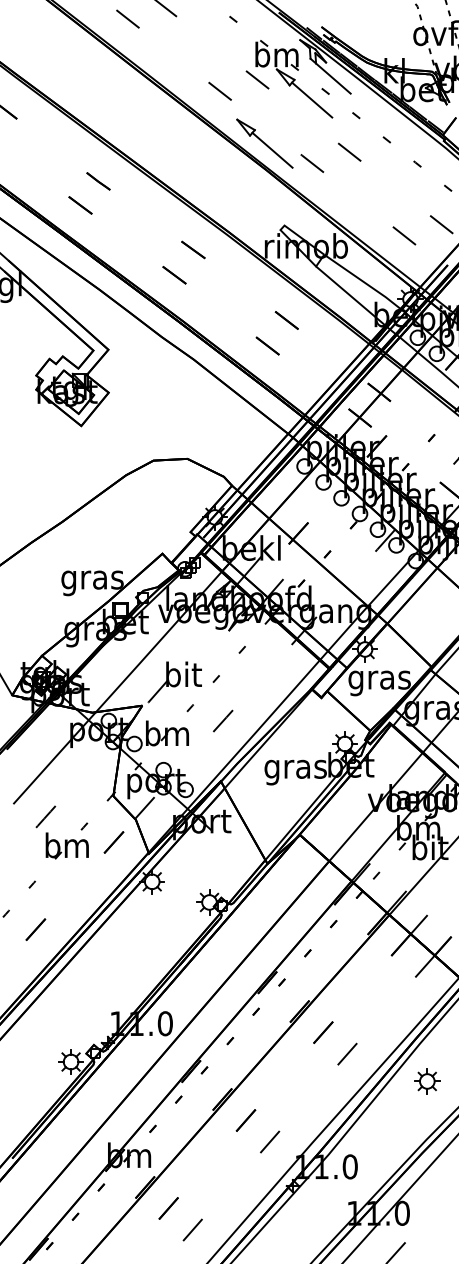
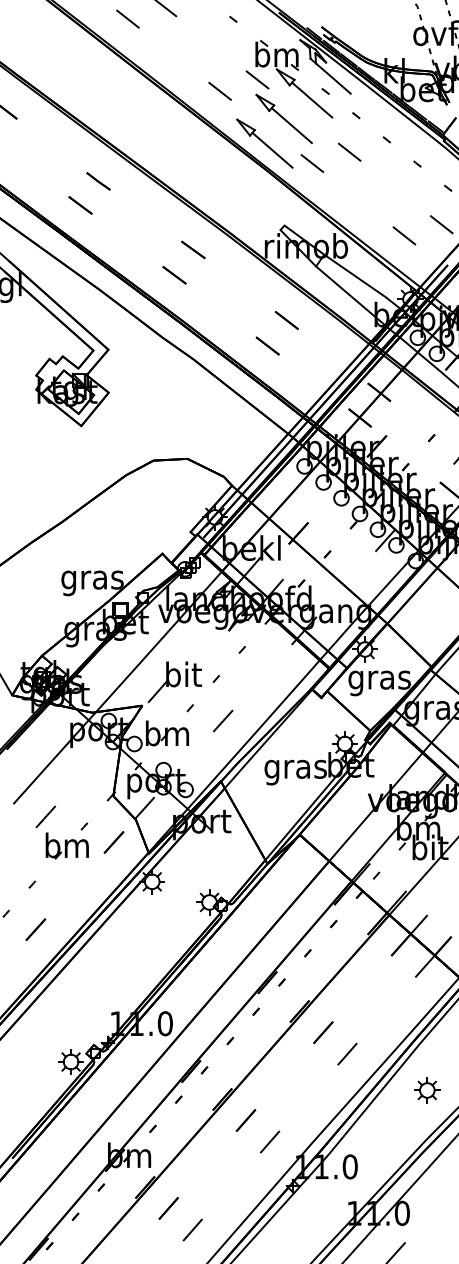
part: none -> present (283, 118)
part position: (427, 1081) -> (427, 1090) (427, 1090)
